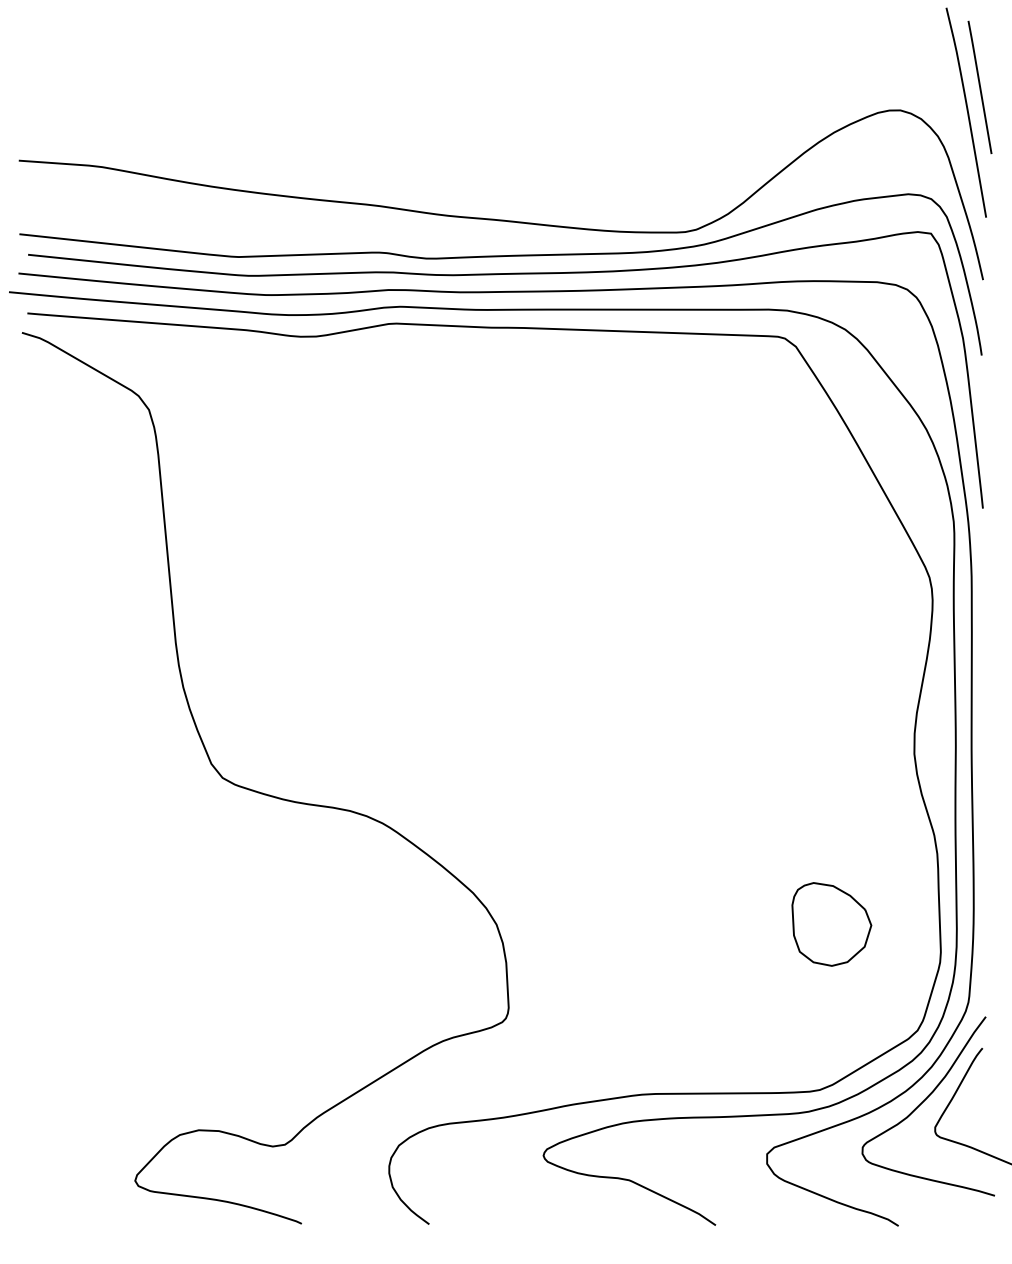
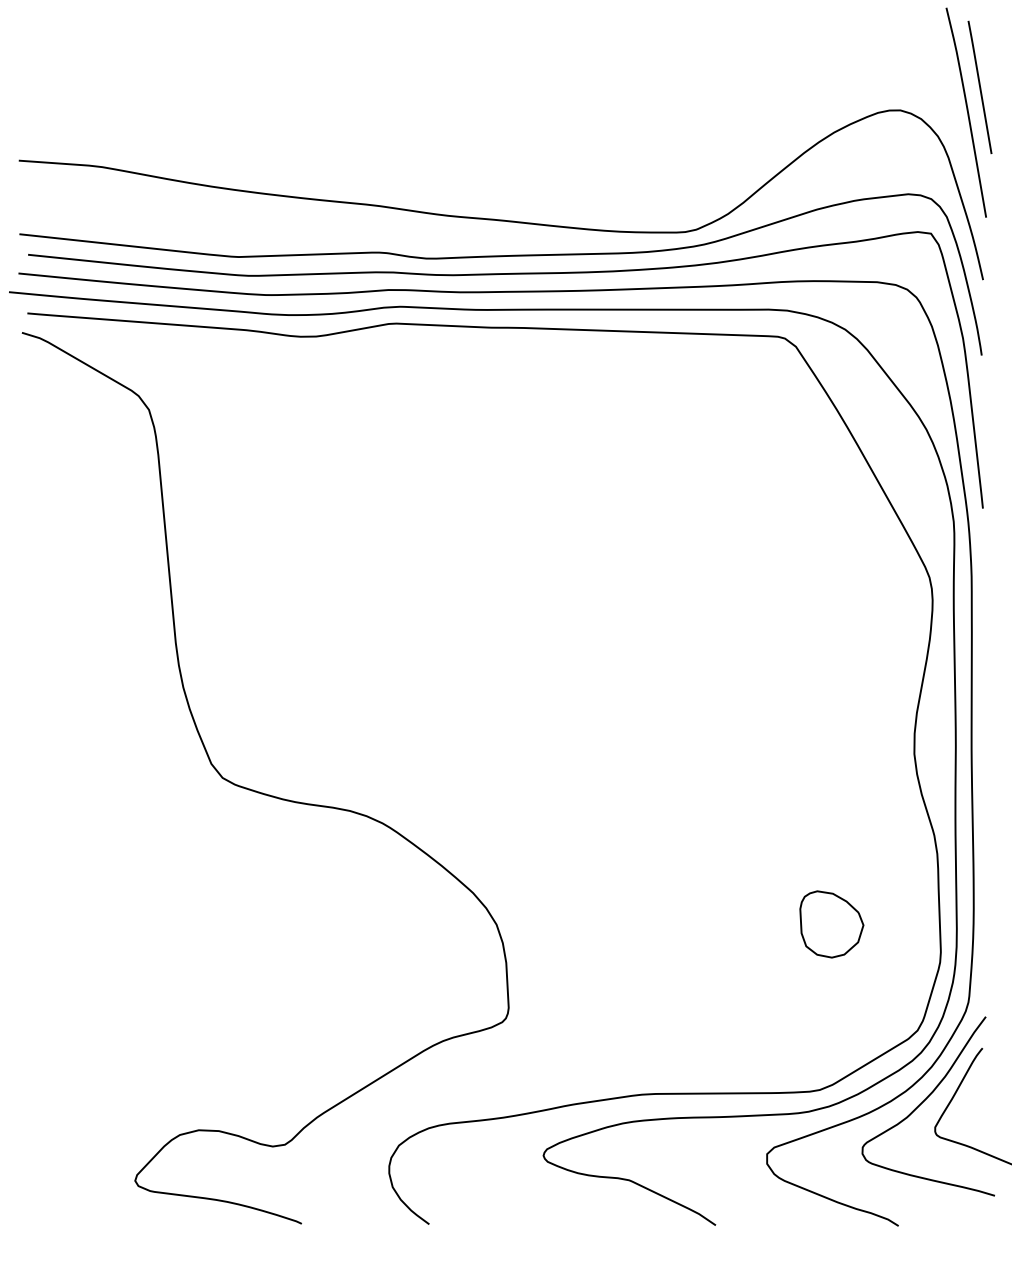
part size: 82x85 px -> 66x69 px (831, 924)
